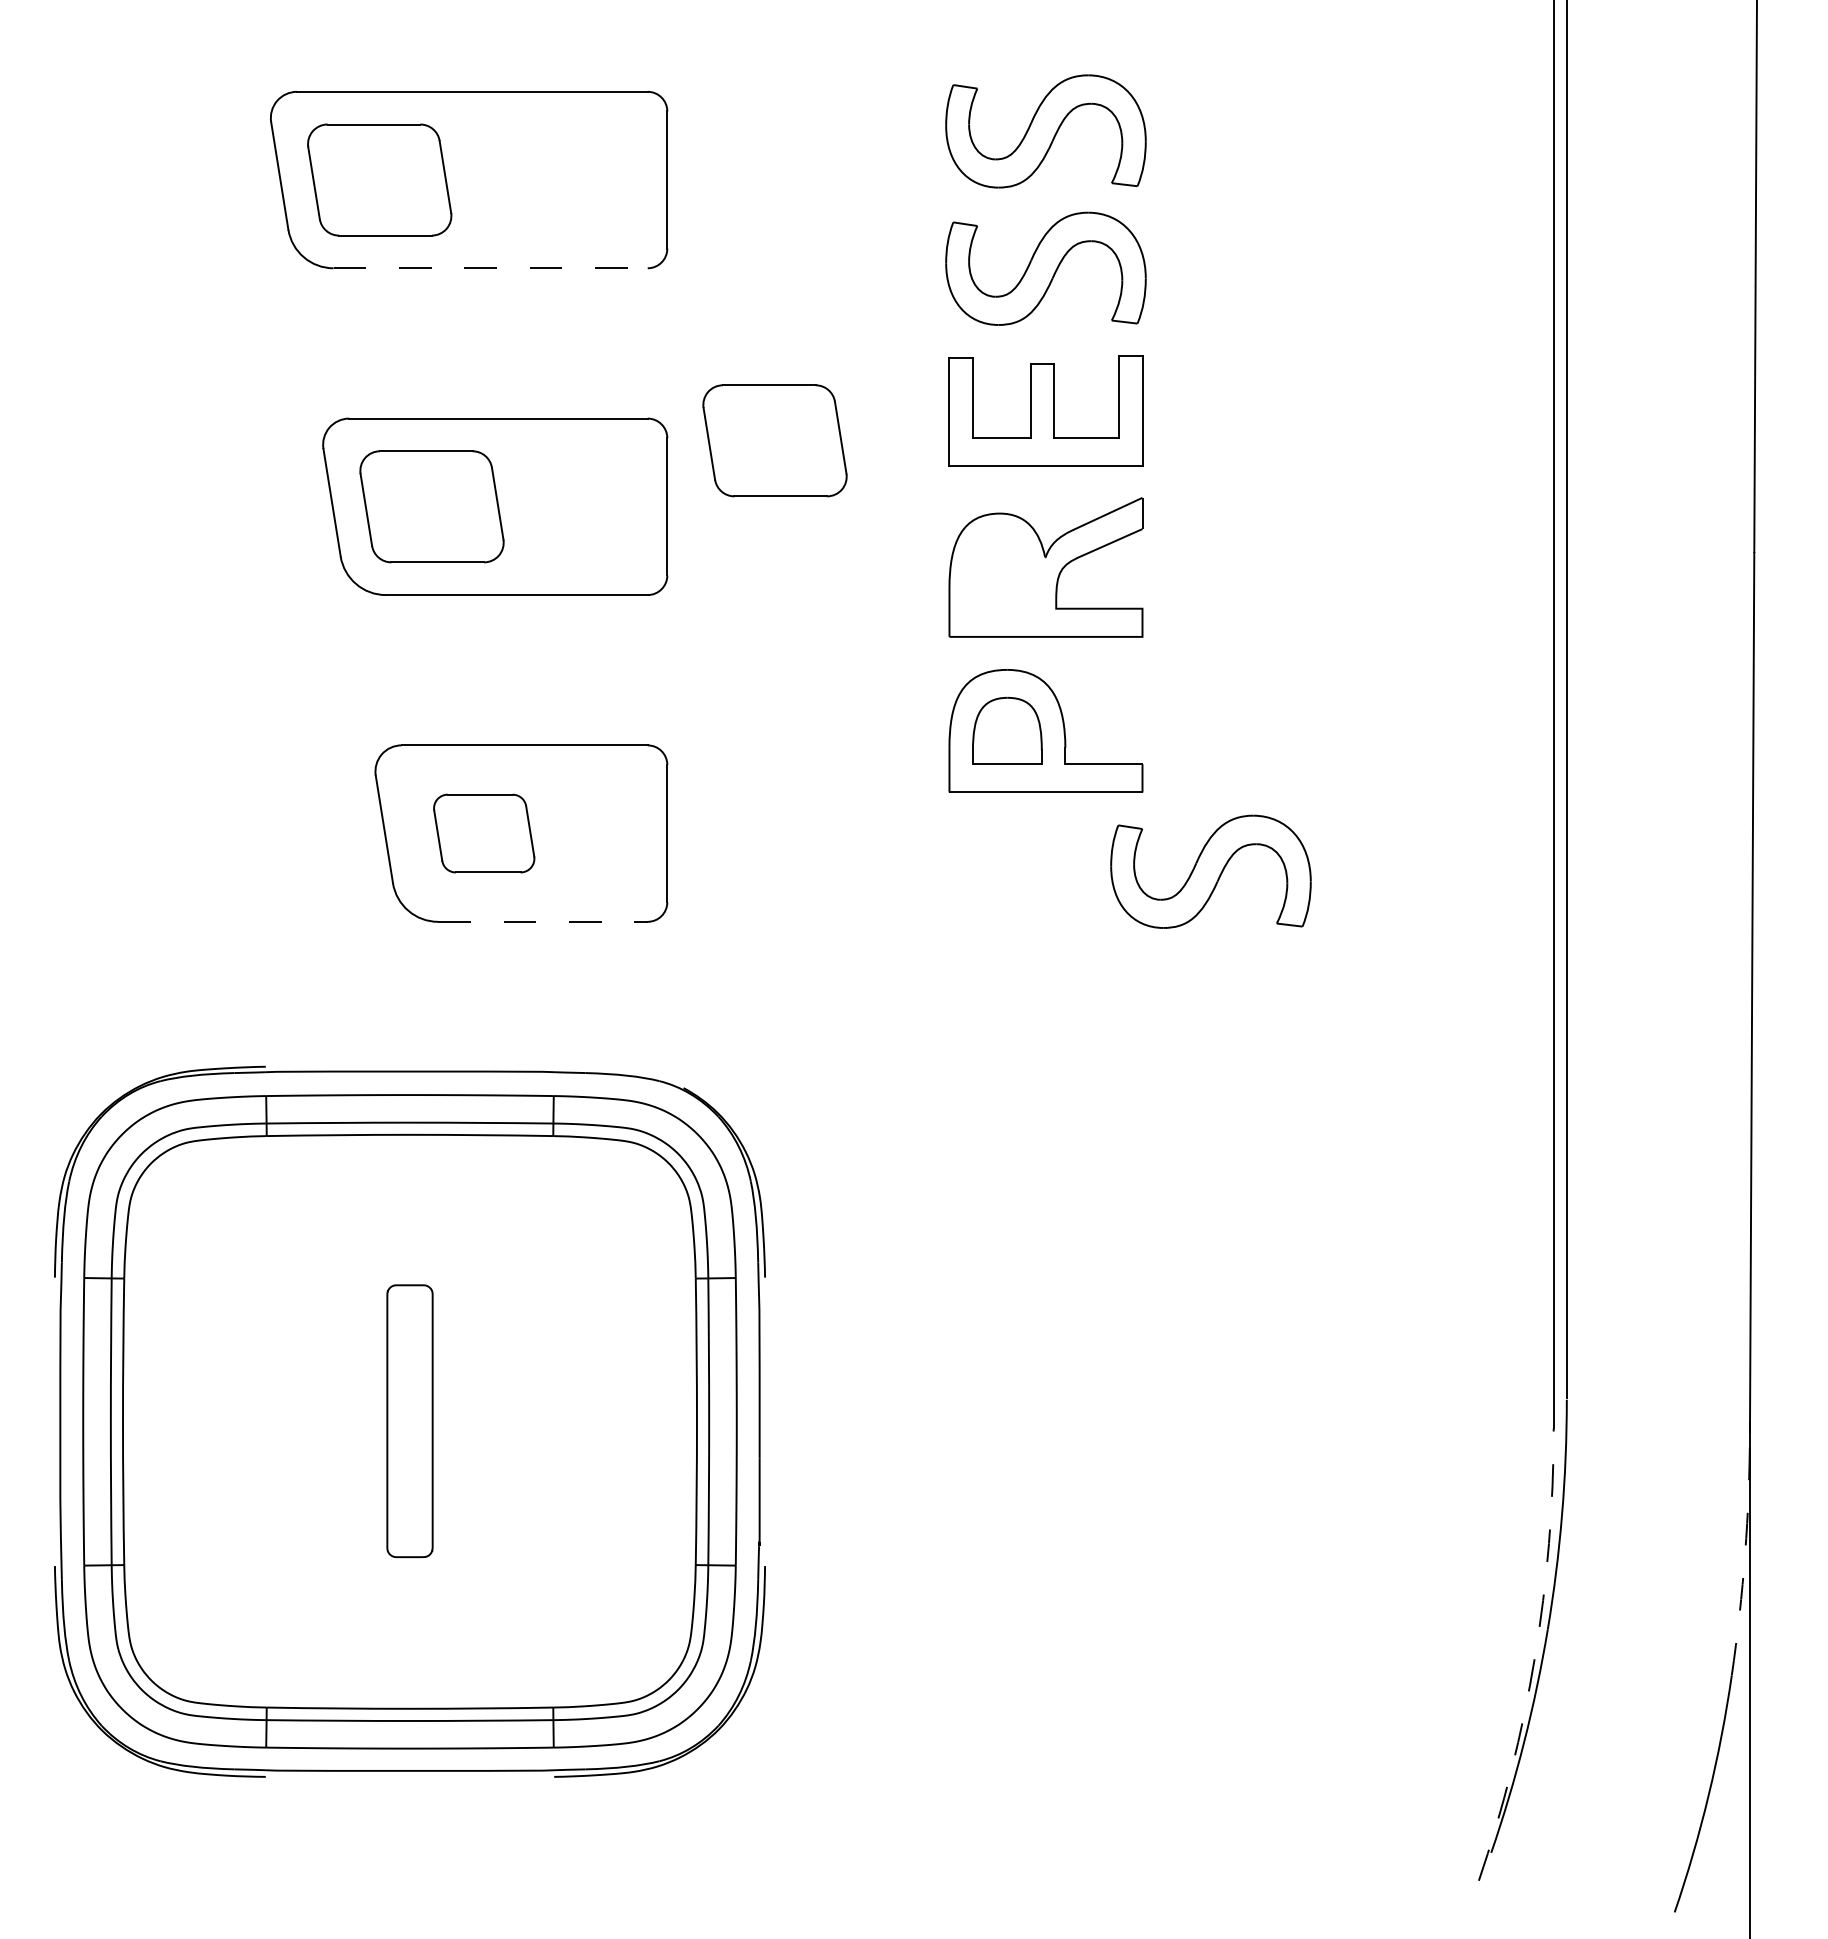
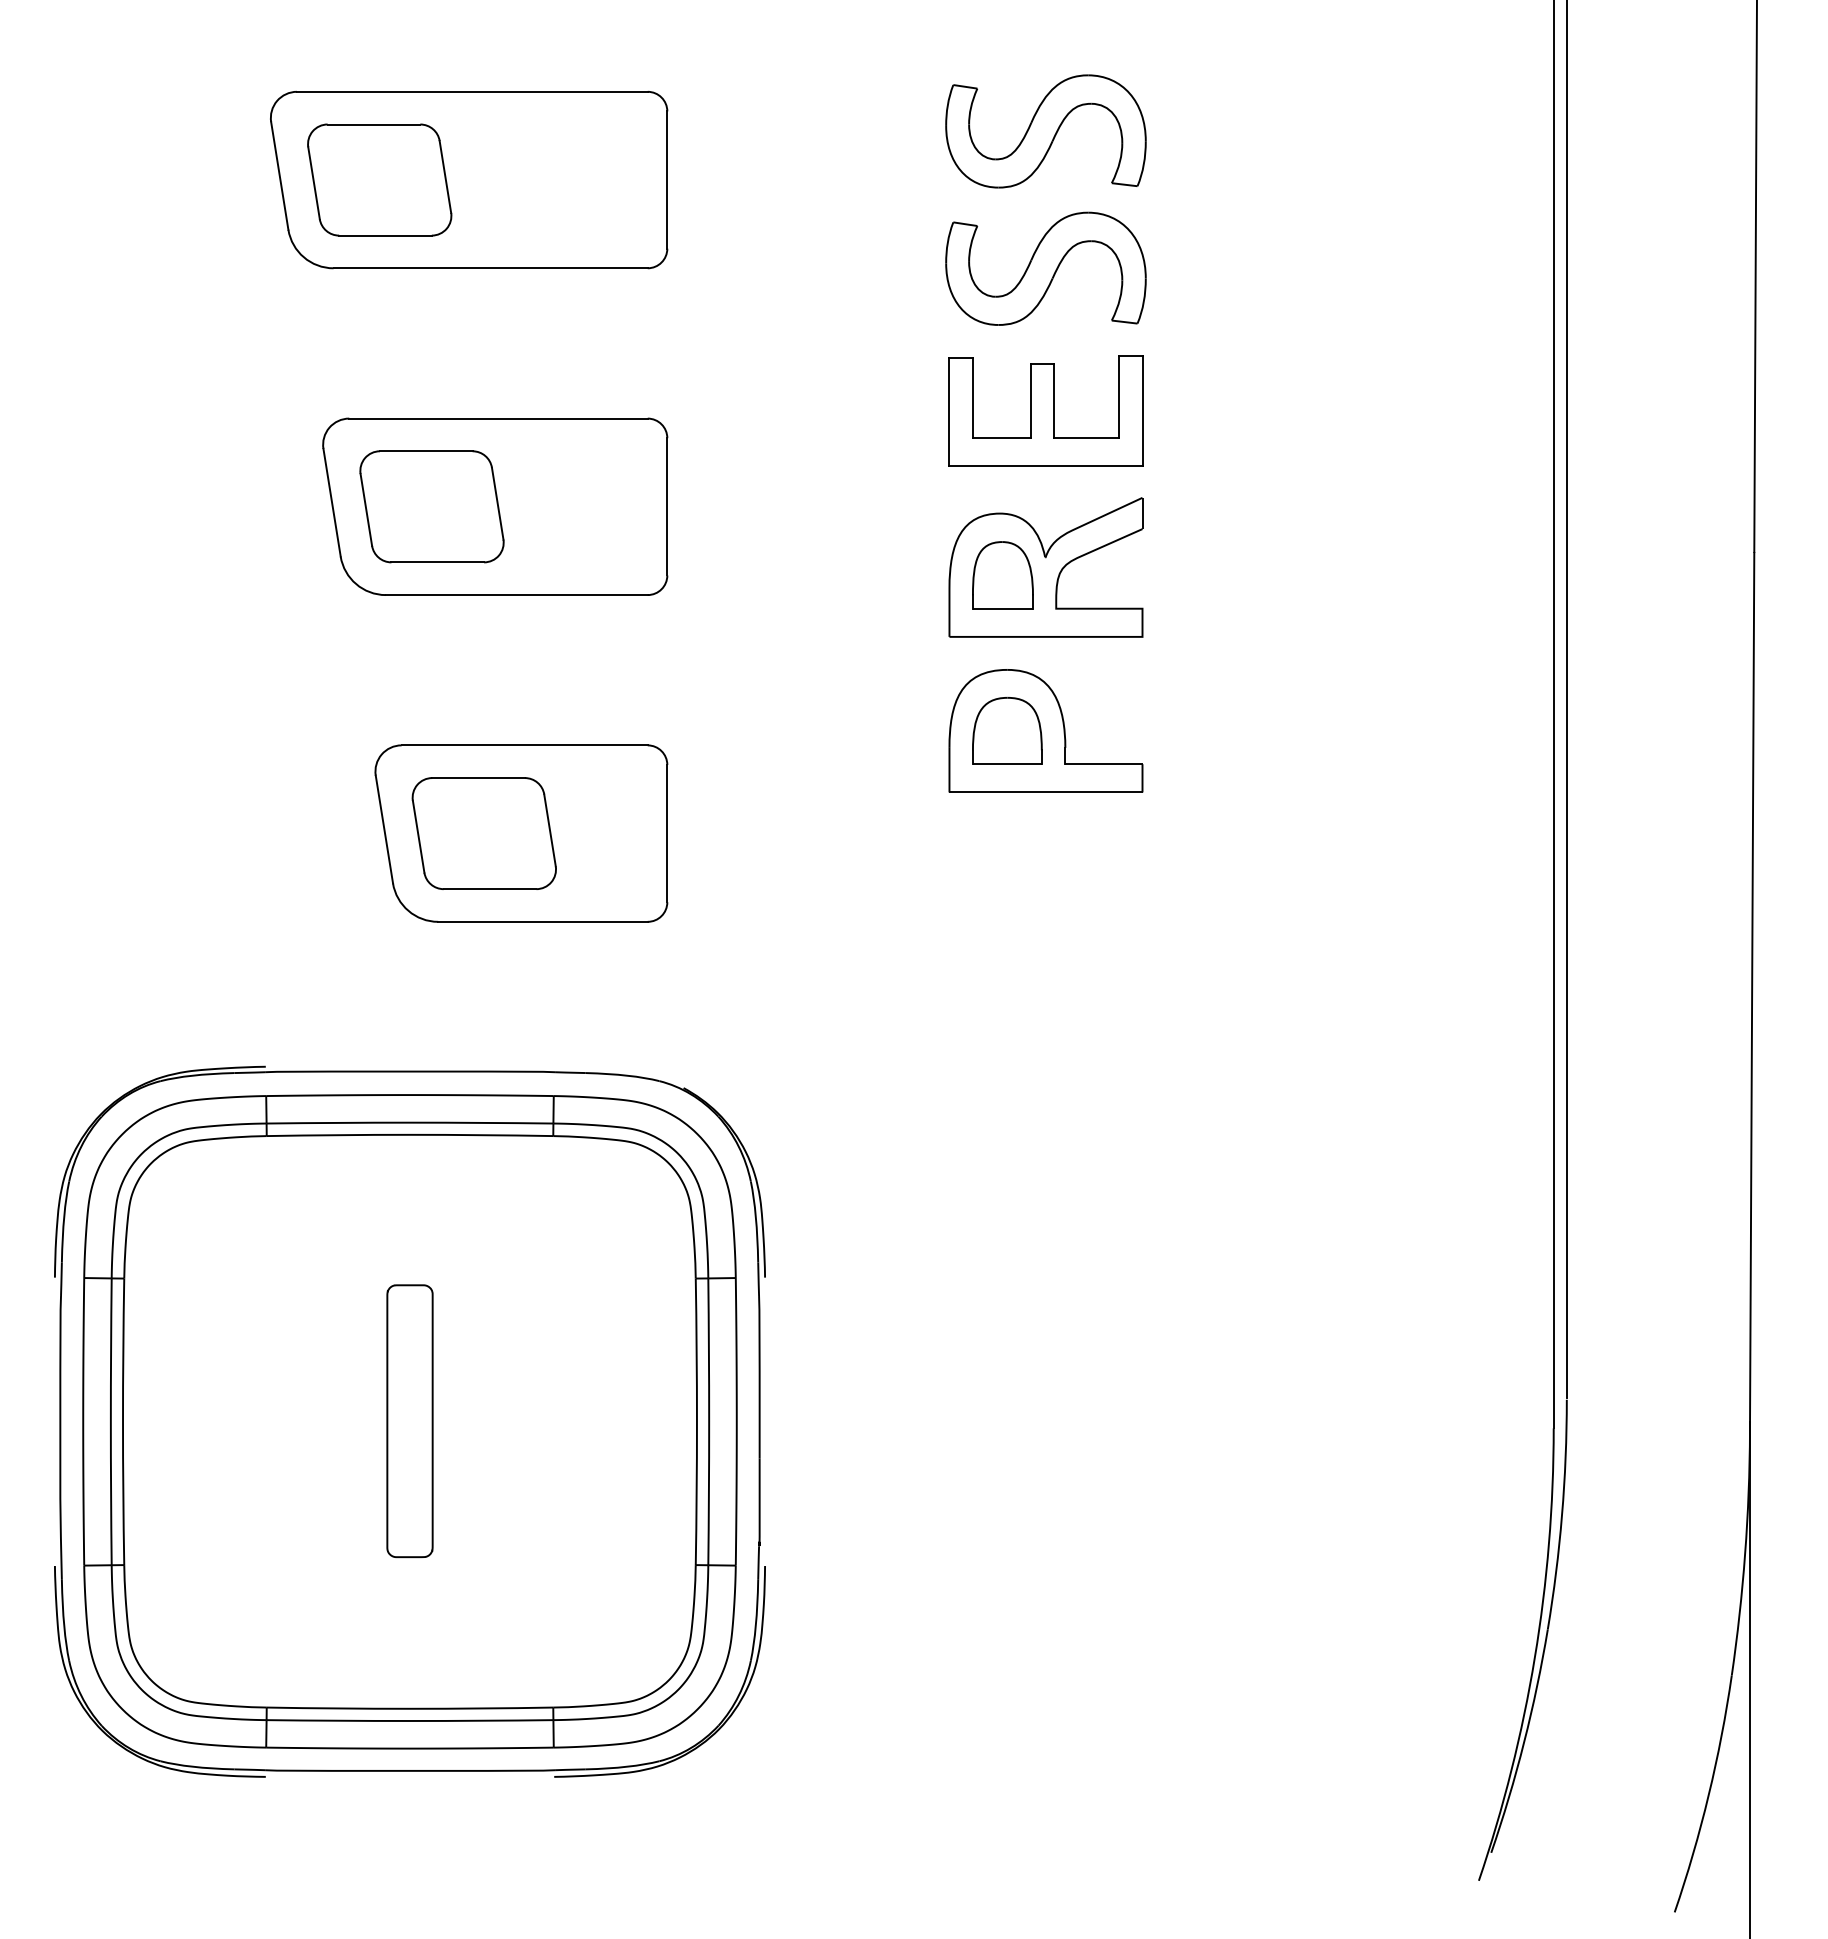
line: dashed -> solid (491, 268)
part: present -> none (774, 440)
part: none -> present (1002, 575)
part size: 103x81 px -> 146x113 px (483, 833)
part: present -> none (1210, 871)
line: dashed -> solid (542, 921)
arc: dashed -> solid (1745, 1553)
arc: dashed -> solid (1534, 1657)
